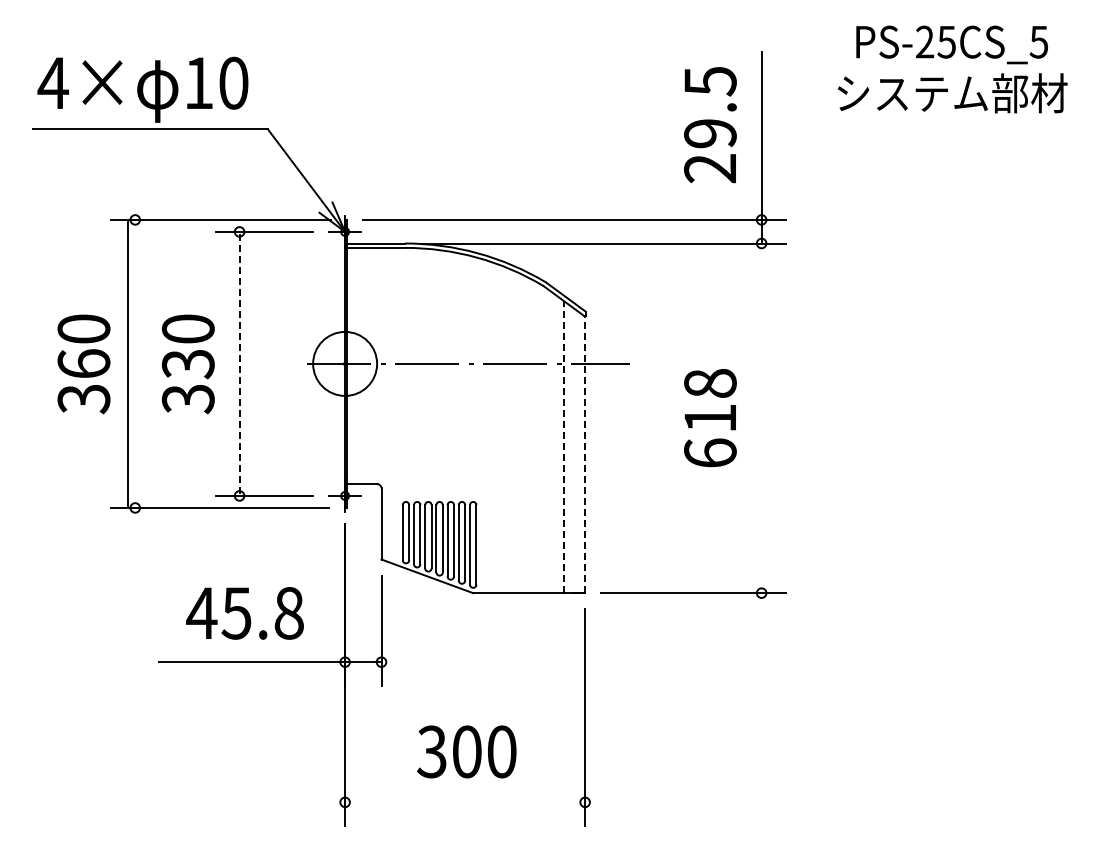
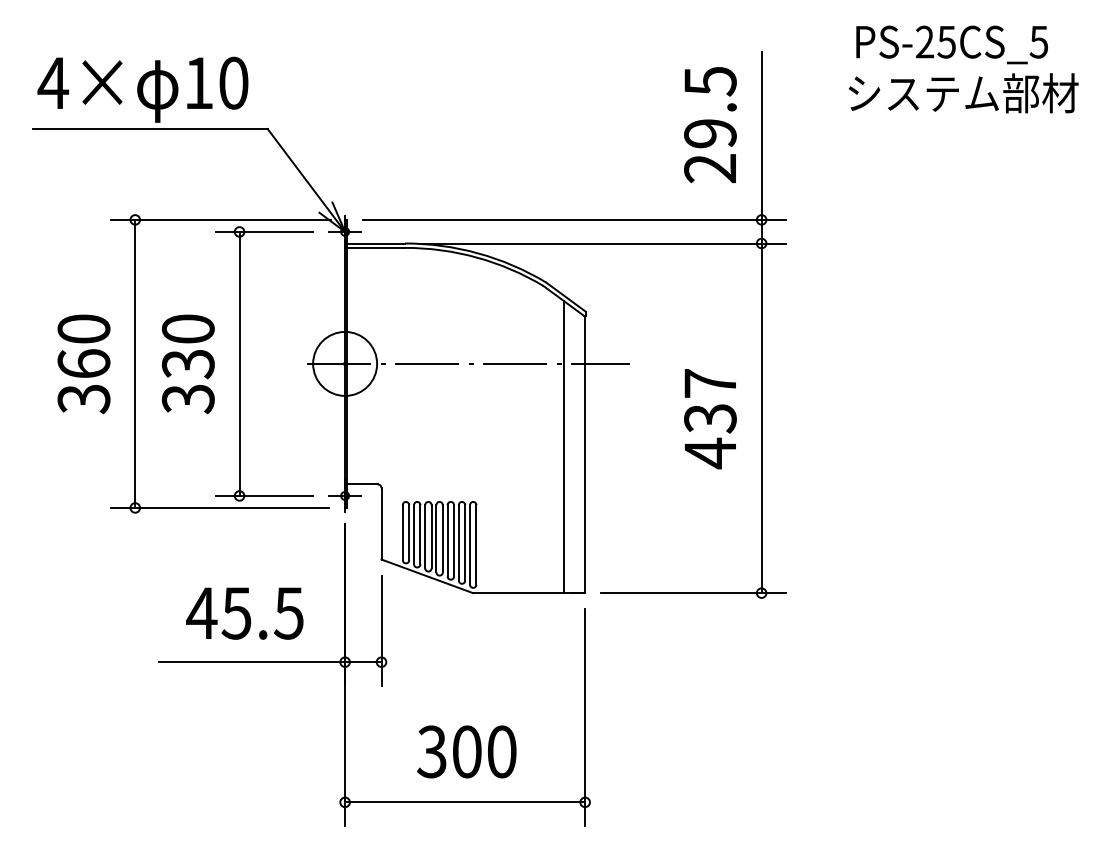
text position: (952, 93) -> (963, 93) (963, 93)
line position: (128, 363) -> (135, 363) (135, 363)
line: dashed -> solid (239, 364)
text: 618 -> 437 (710, 418)
line: none -> present (761, 418)
line: dashed -> solid (563, 446)
line: dashed -> solid (585, 454)
text: 45.8 -> 45.5 (288, 613)
line: none -> present (464, 802)
